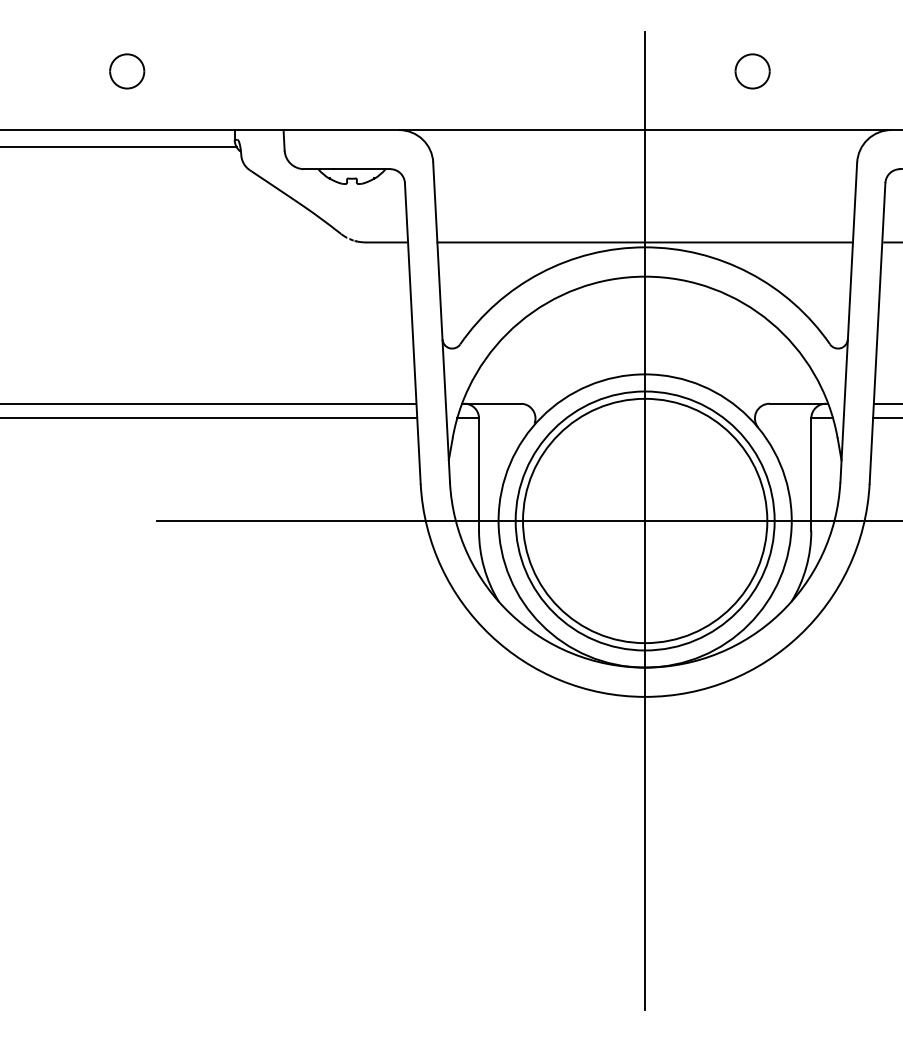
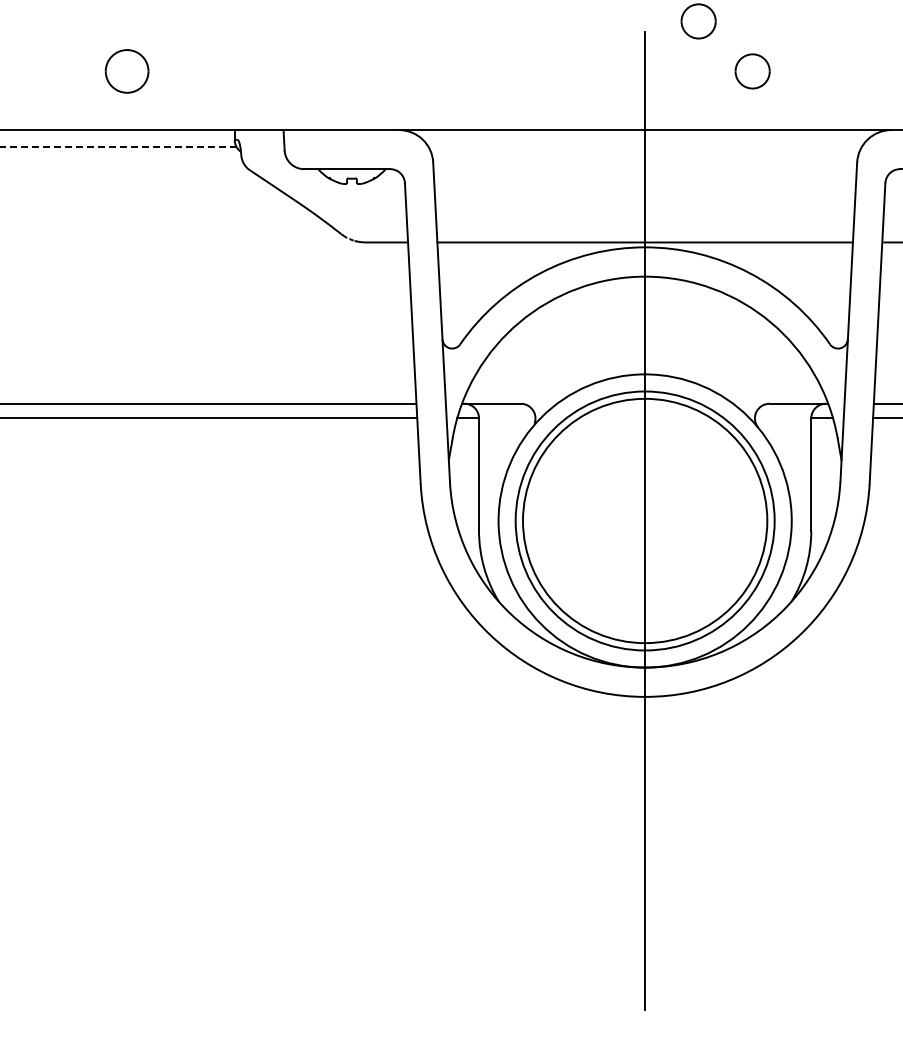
part: none -> present (698, 21)
part size: 37x37 px -> 46x45 px (126, 71)
line: solid -> dashed (118, 147)
line: present -> none (527, 521)
